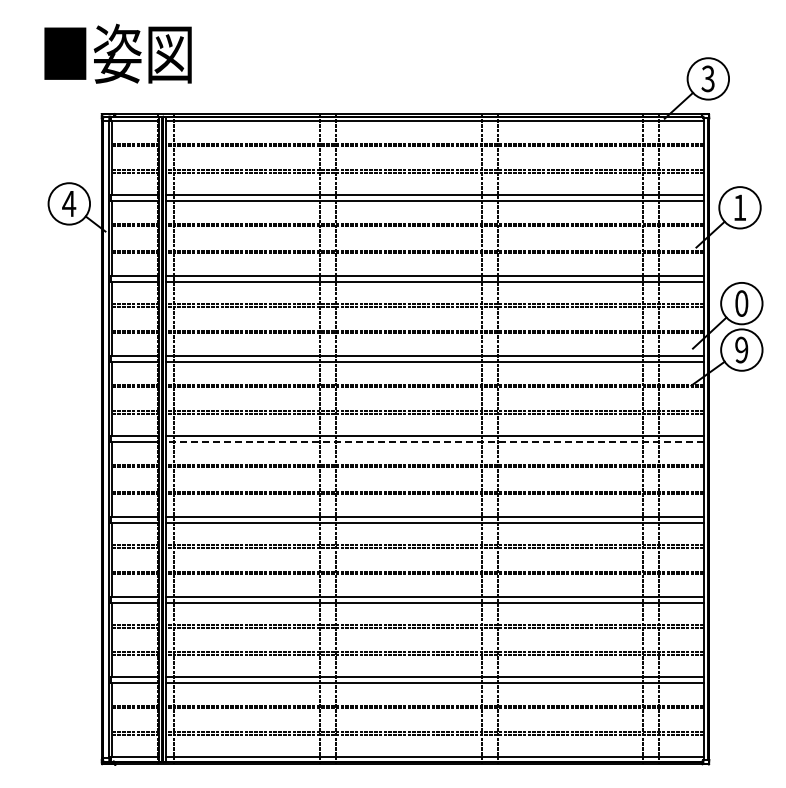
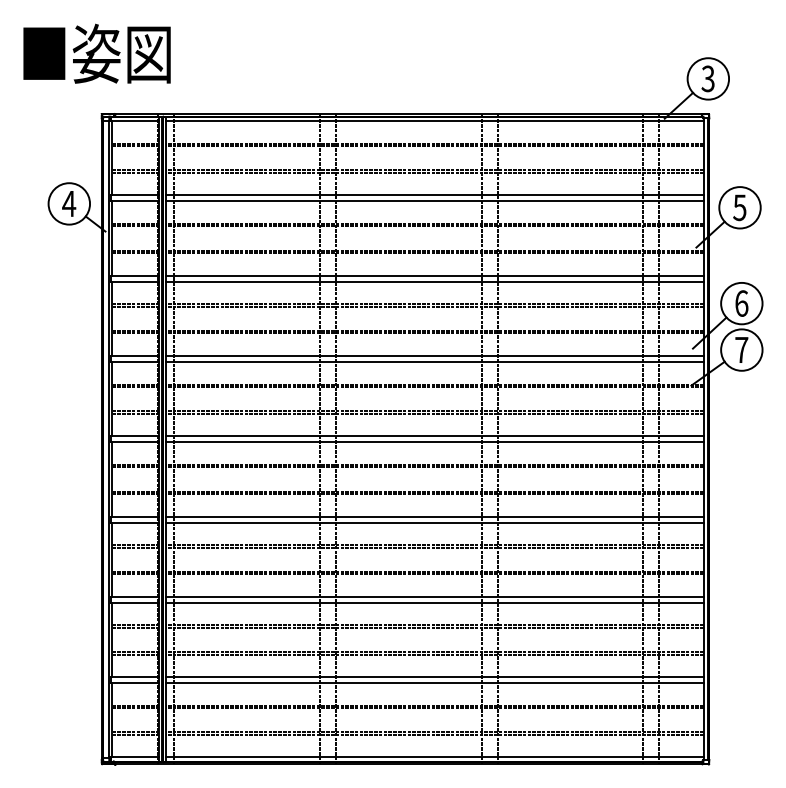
text position: (117, 53) -> (96, 53) (96, 53)
text: 1 -> 5 (739, 207)
text: 0 -> 6 (741, 303)
text: 9 -> 7 (741, 349)
line: dashed -> solid (434, 442)
